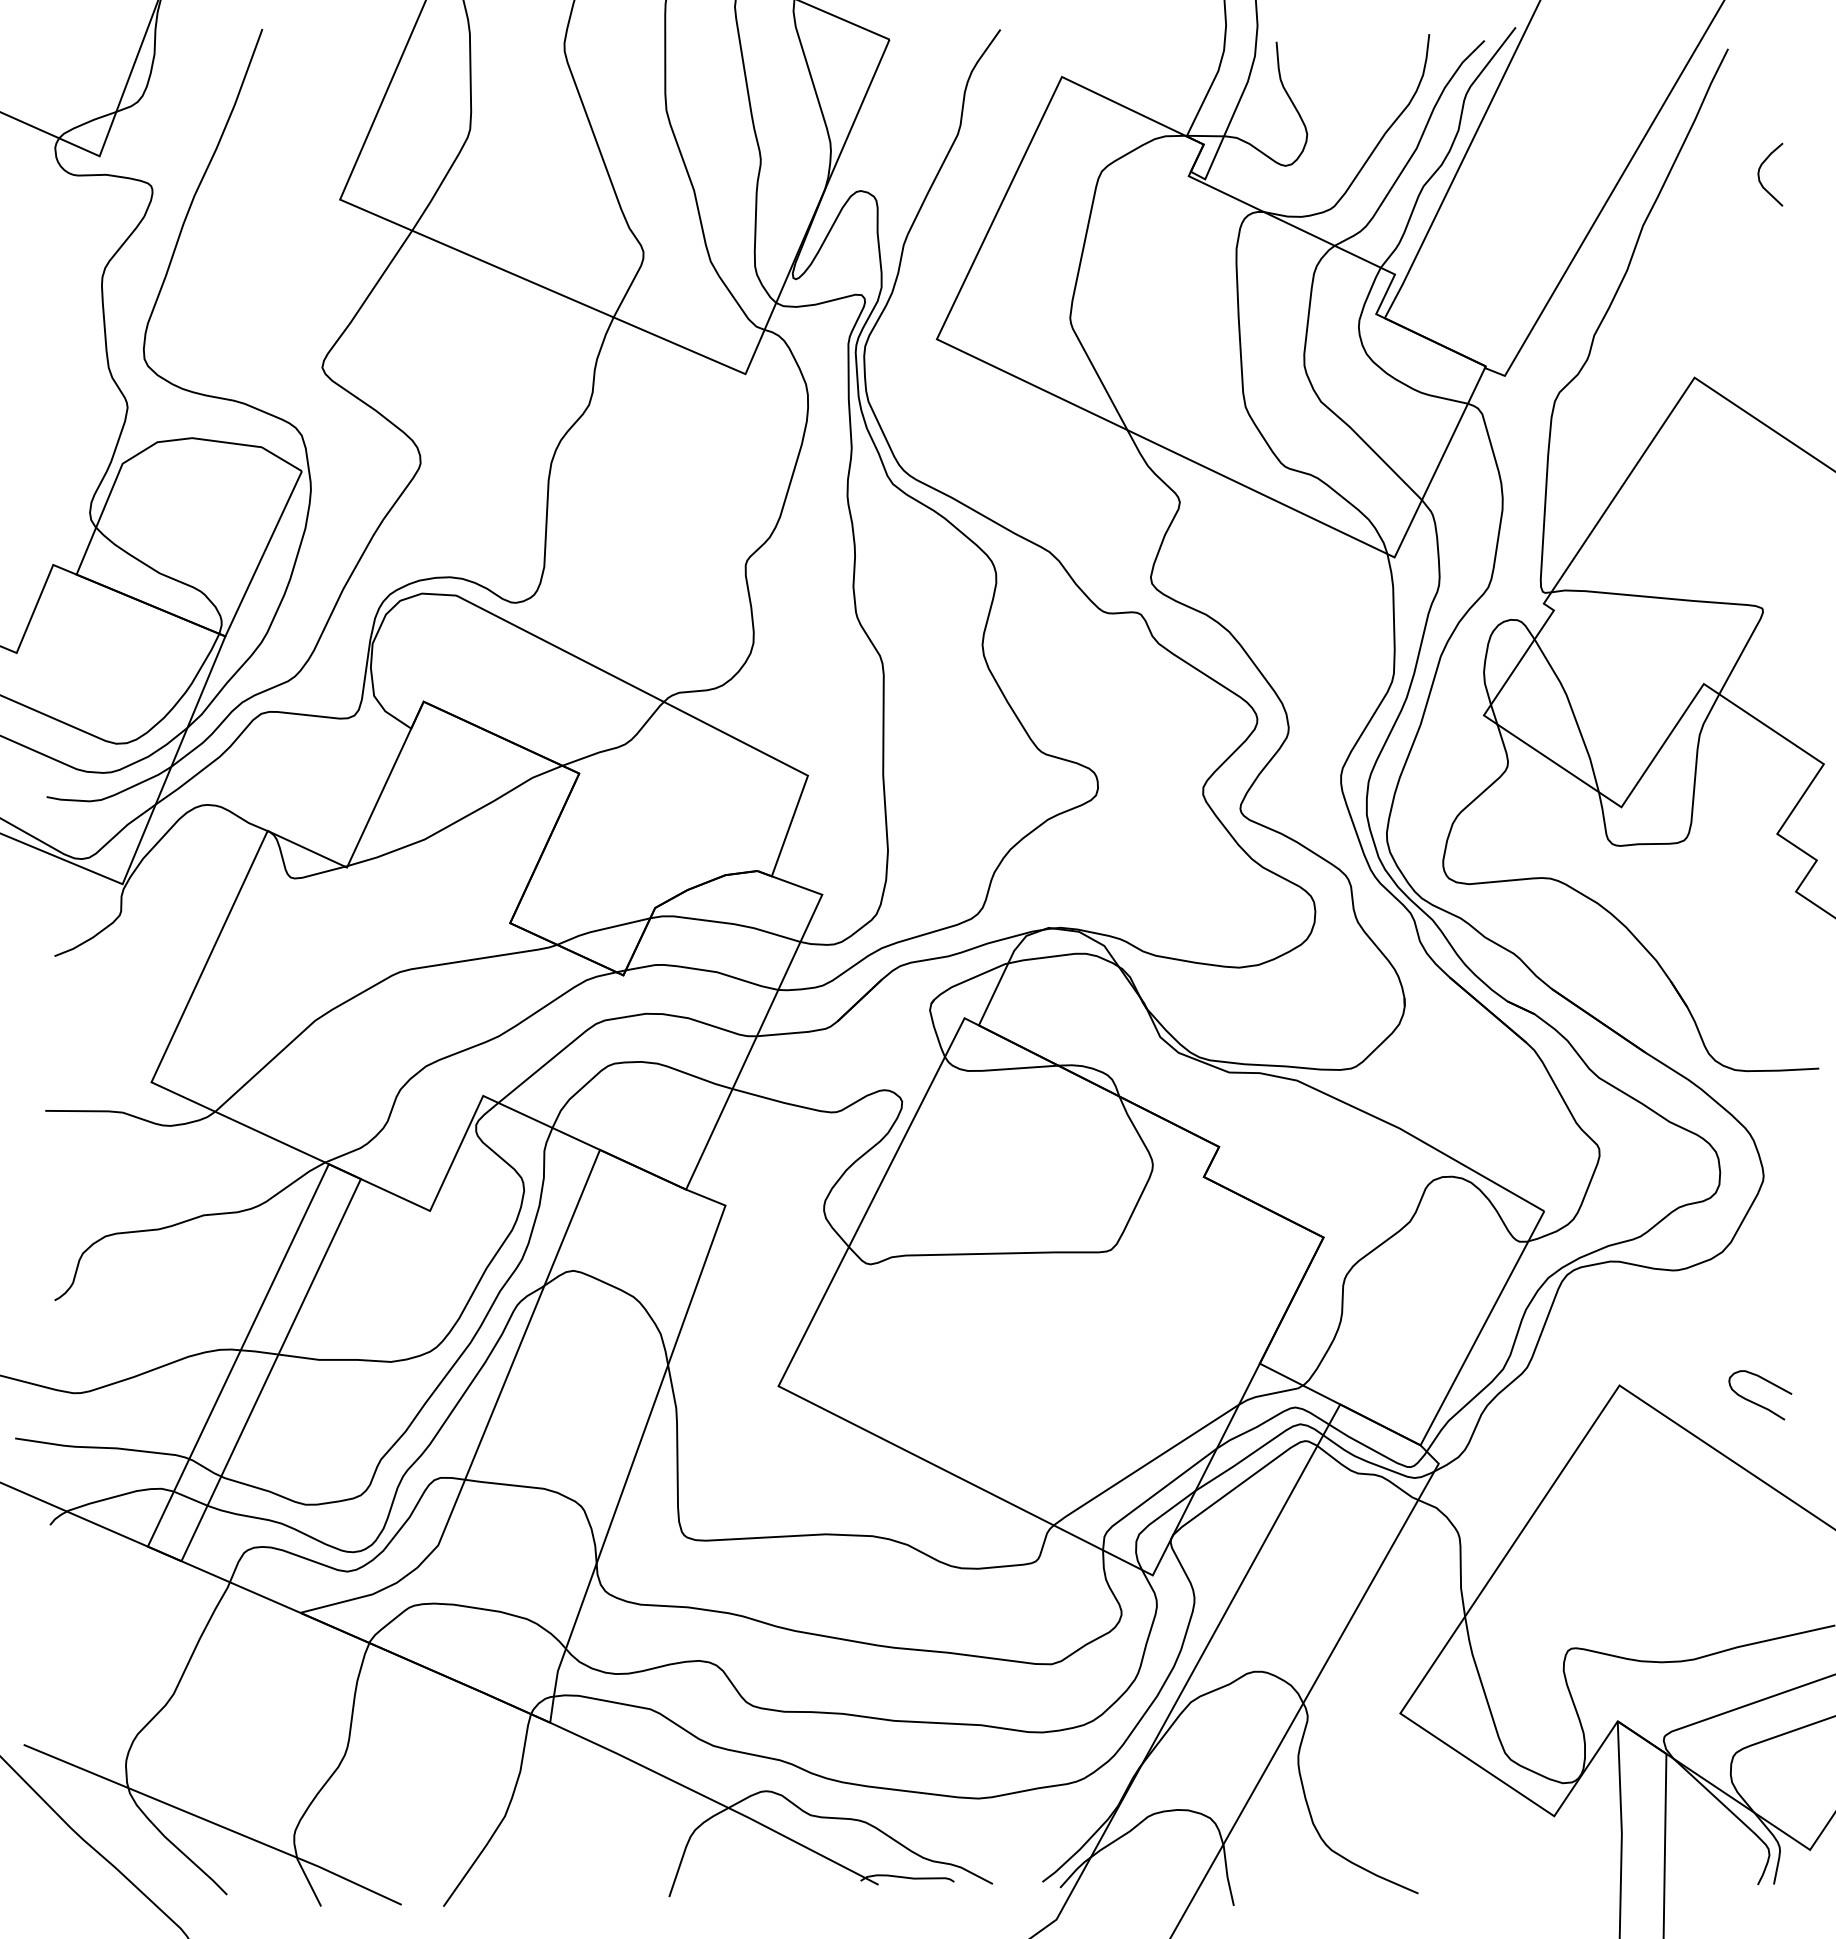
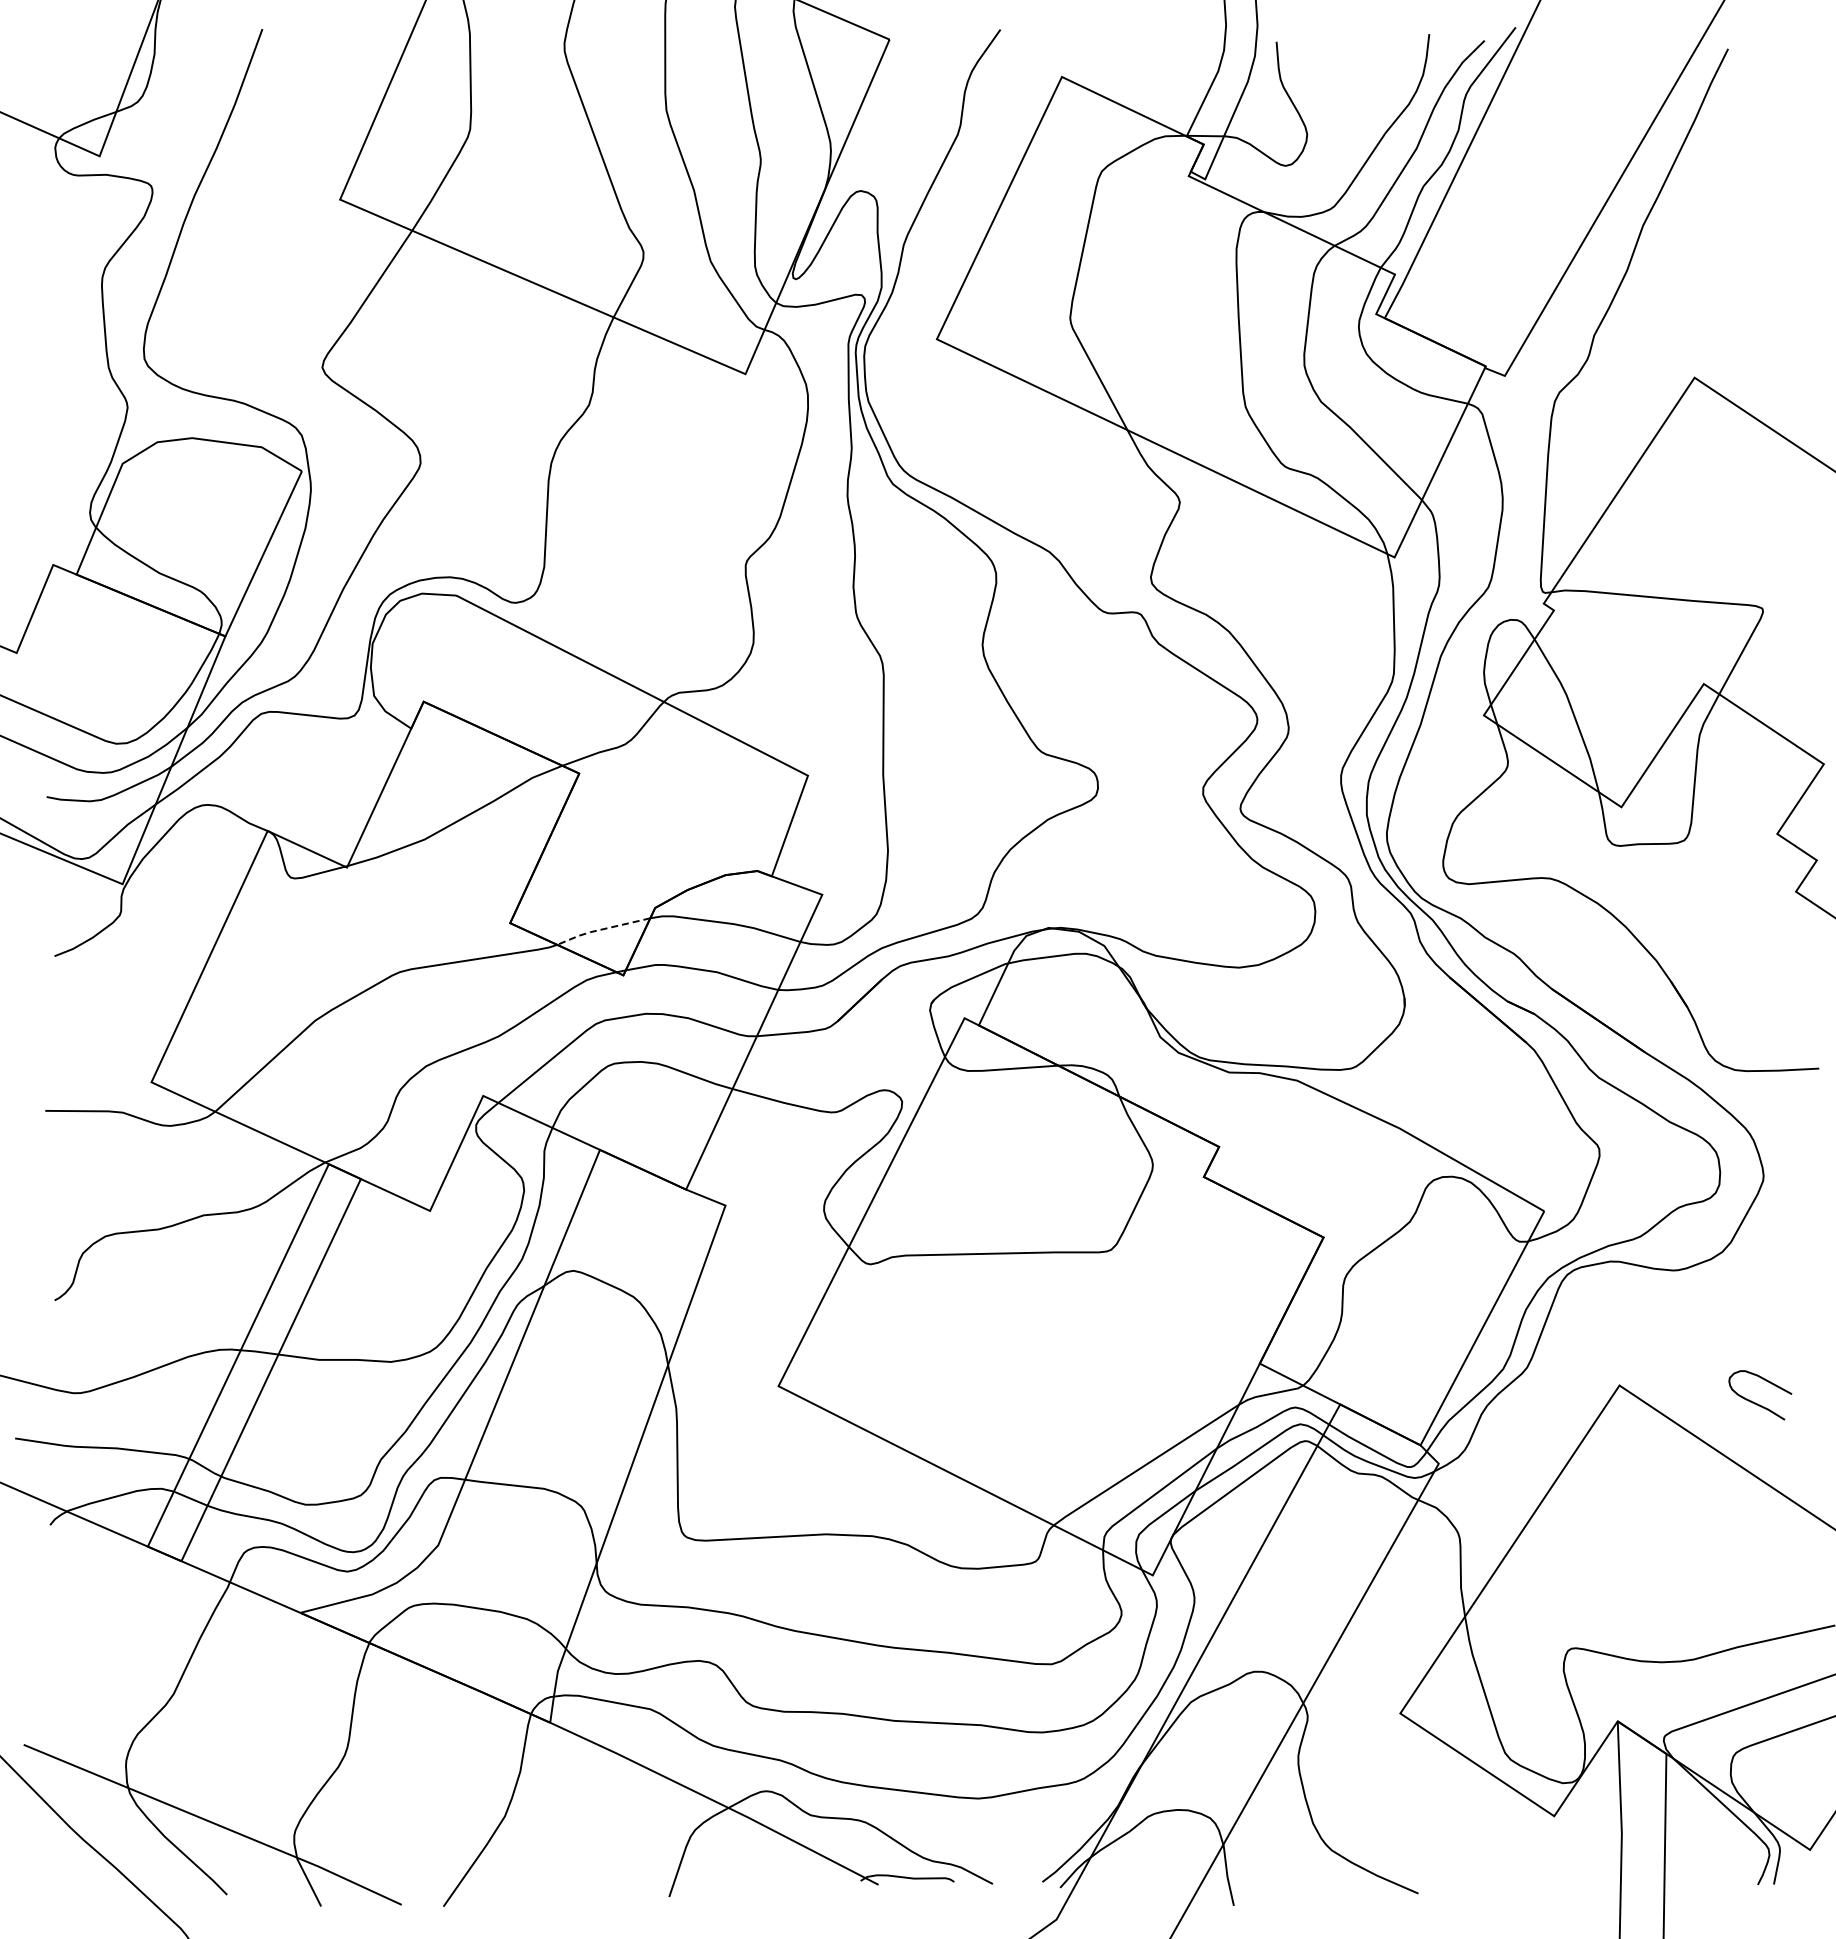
curve: present -> none (1759, 174)
line: solid -> dashed (601, 929)
